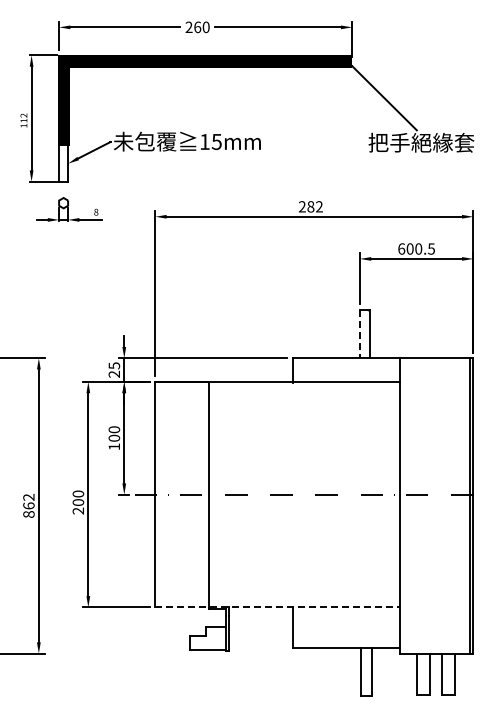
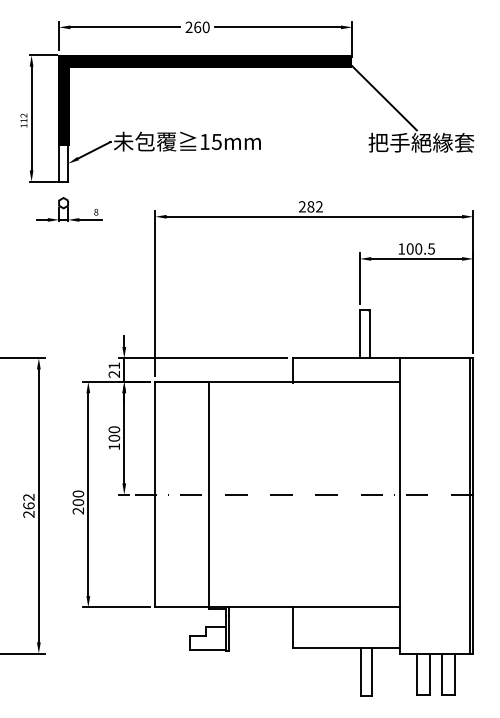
text: 600.5 -> 100.5 (401, 248)
line: dashed -> solid (359, 334)
text: 25 -> 21 (114, 365)
text: 862 -> 262 (28, 514)
line: dashed -> solid (278, 607)
